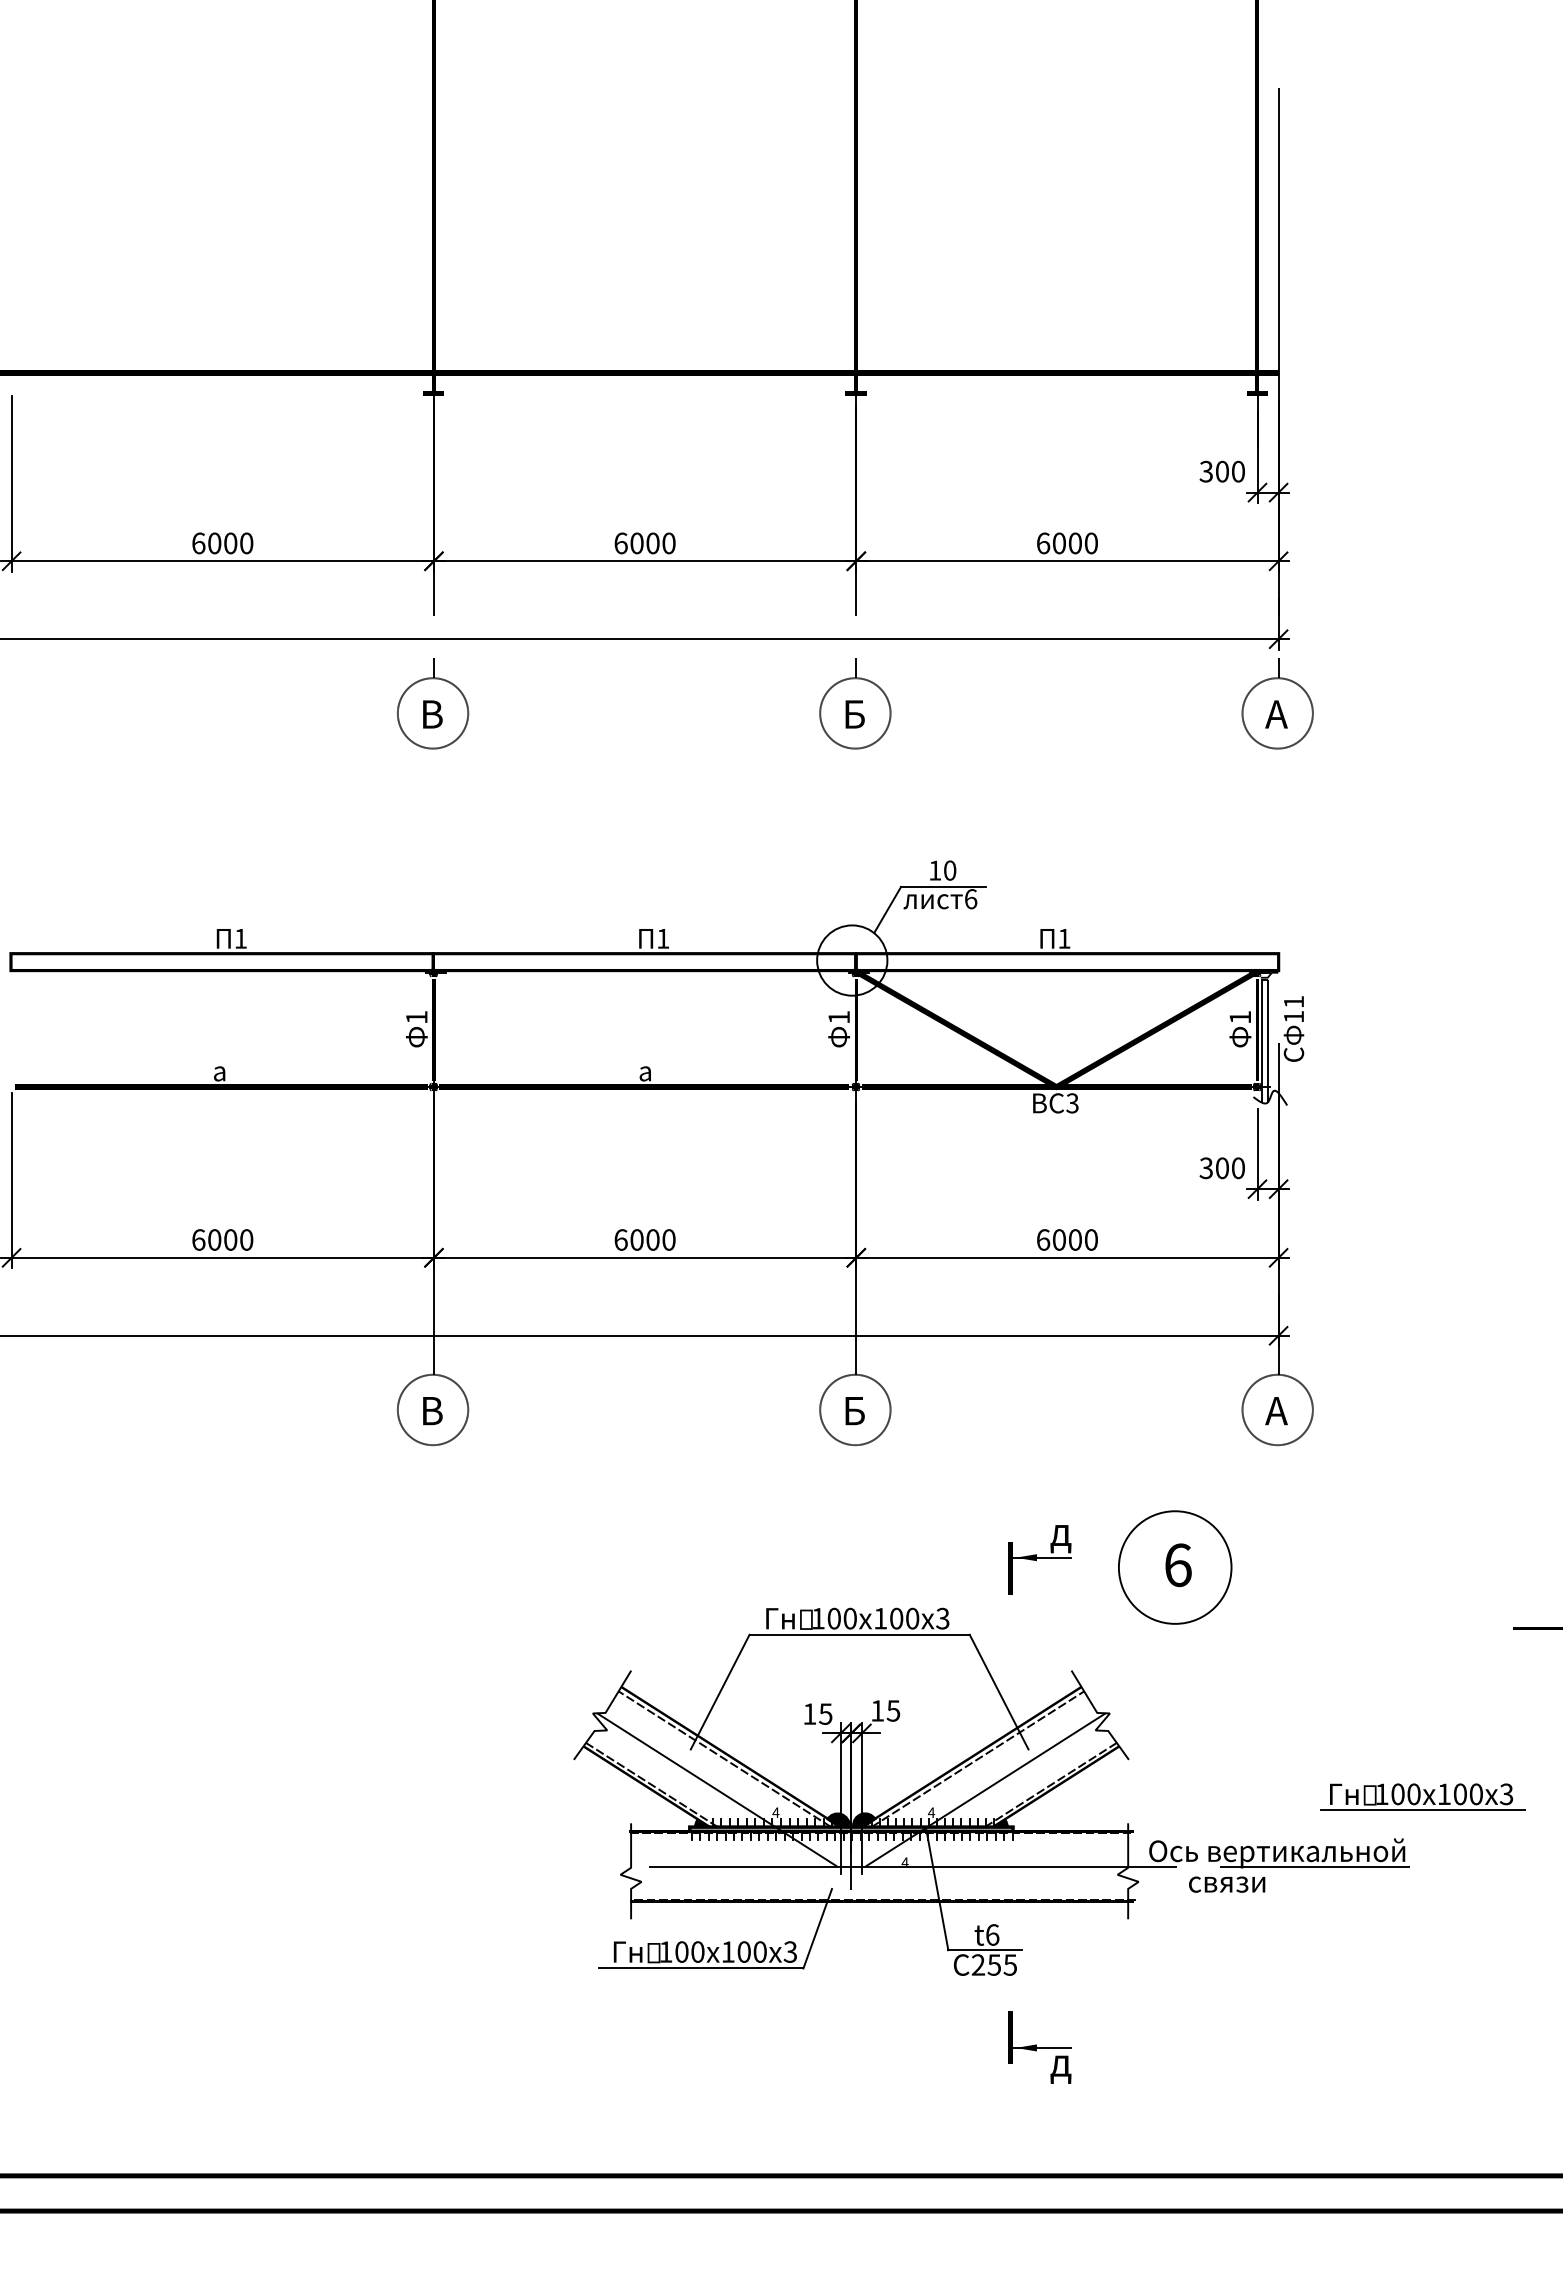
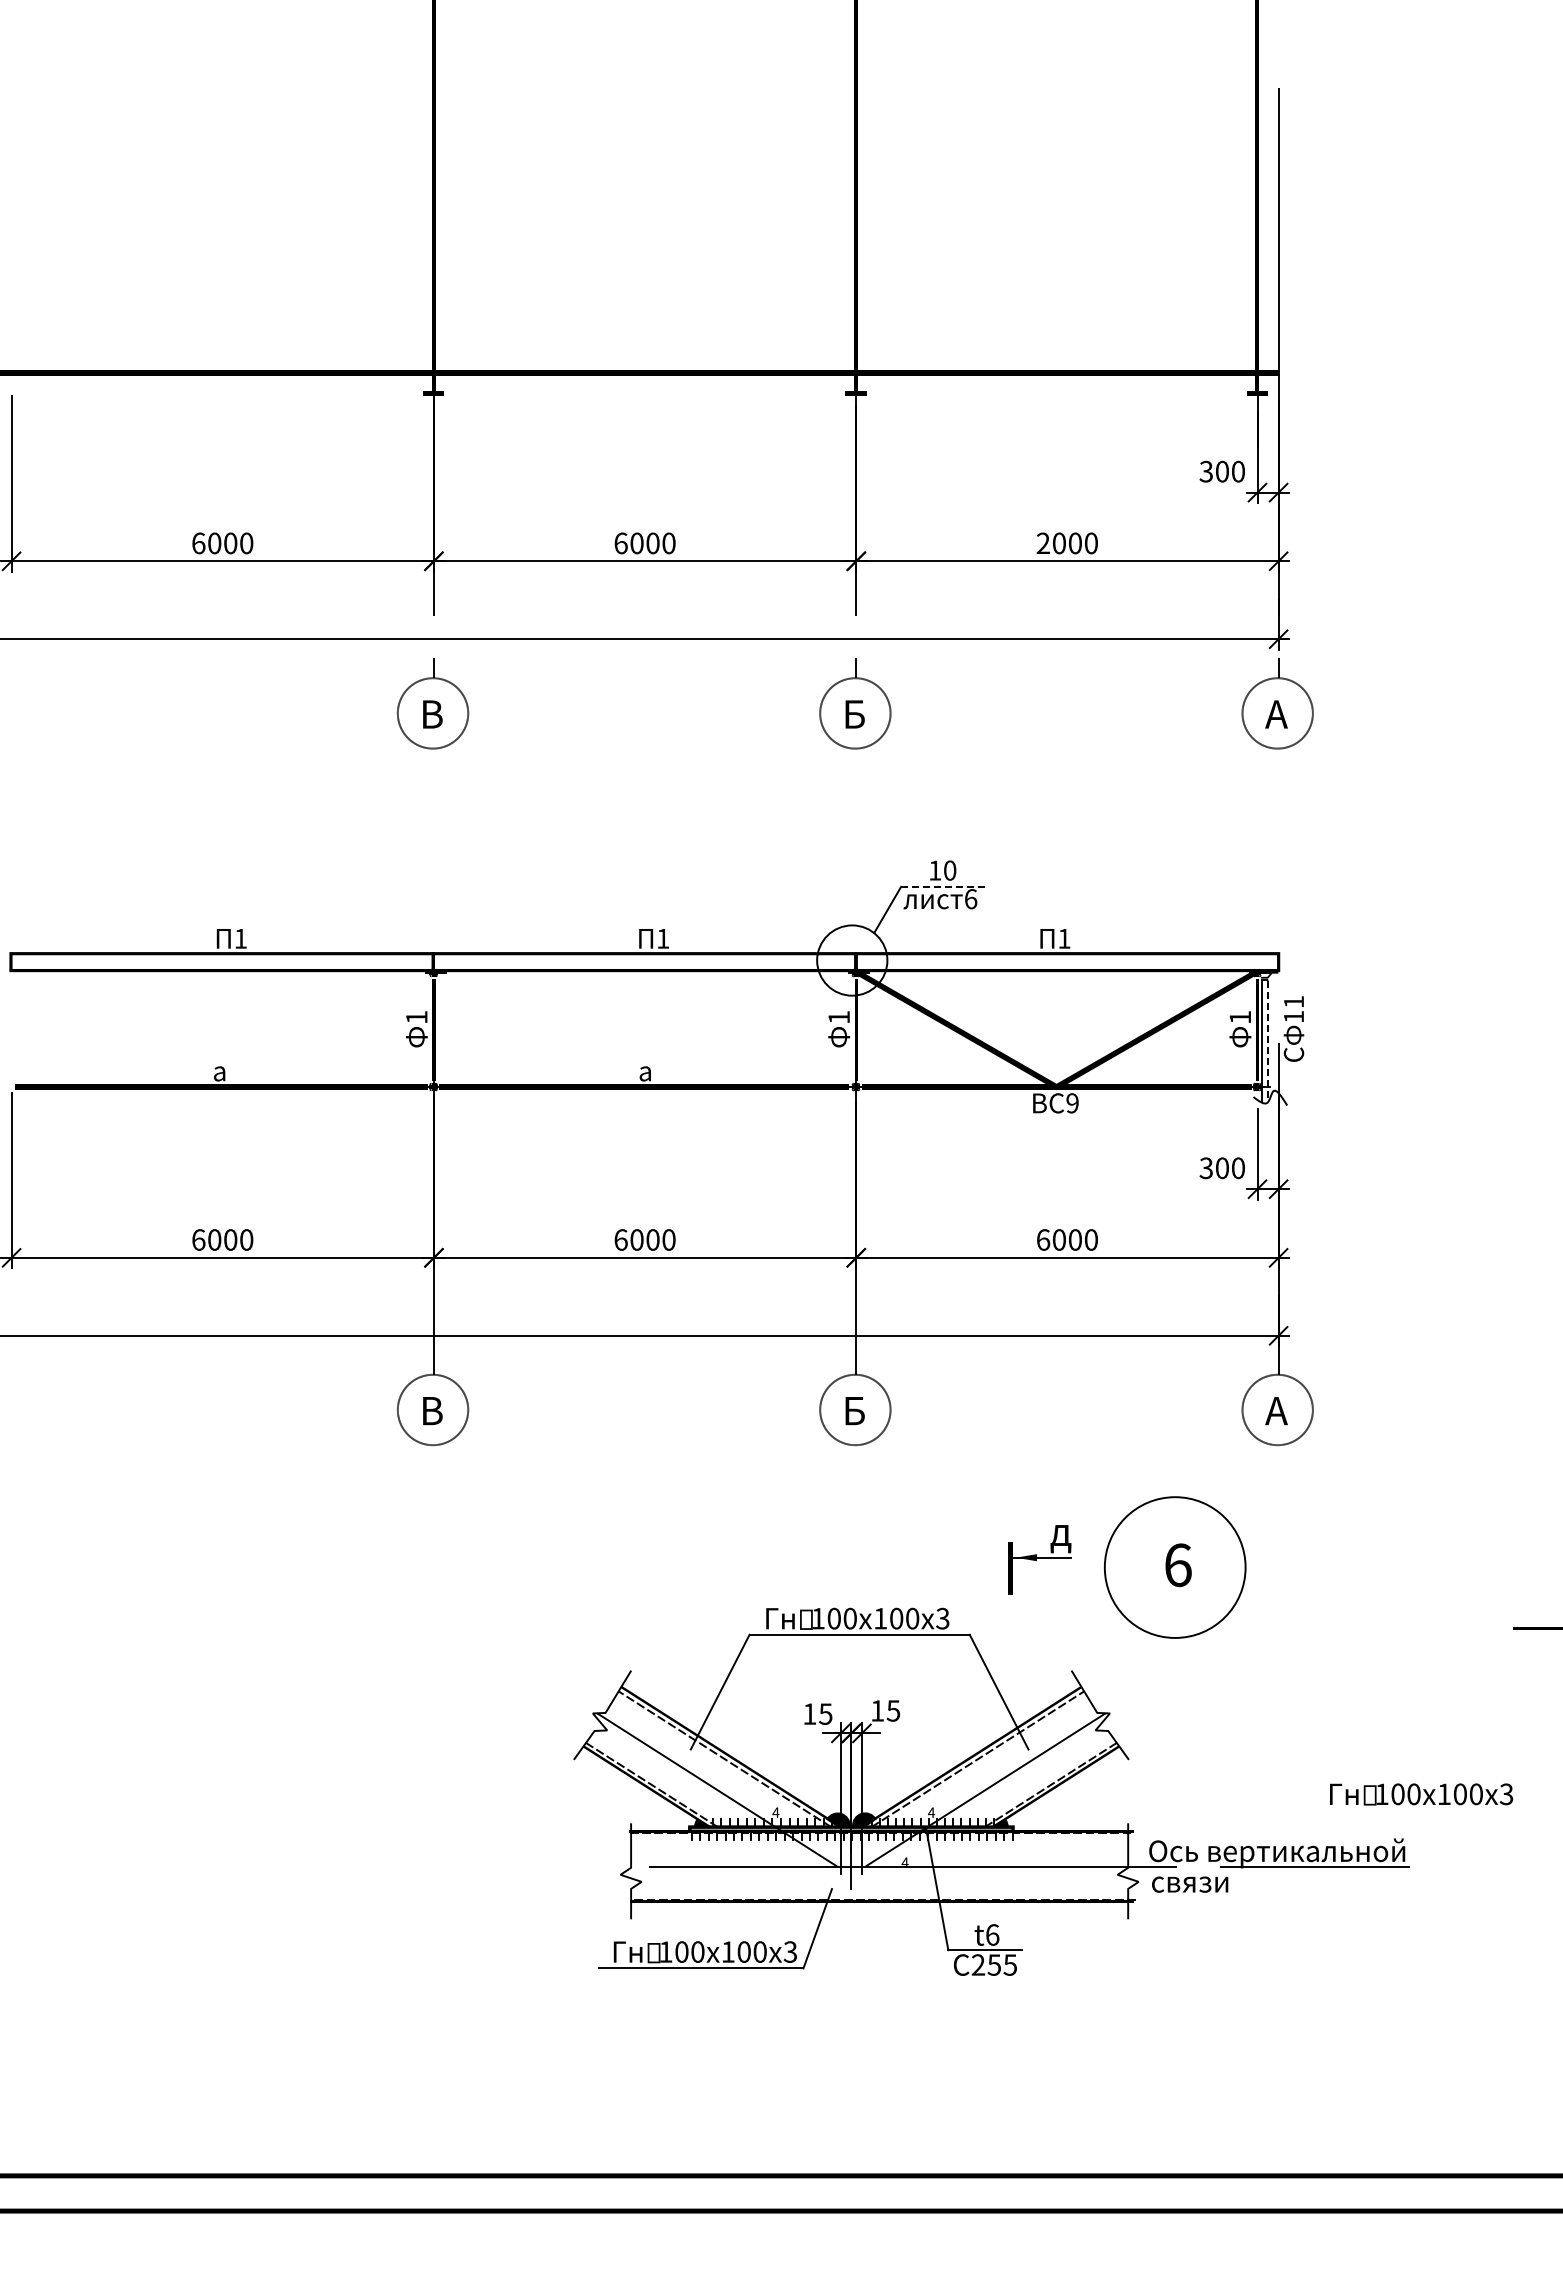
text: 6000 -> 2000 (1043, 543)
line: solid -> dashed (943, 886)
line: solid -> dashed (1267, 1041)
text: 3 -> 9 (1072, 1103)
circle diameter: 113 px -> 141 px (1174, 1567)
line: present -> none (1422, 1809)
text position: (1227, 1884) -> (1190, 1884) (1190, 1884)
part: present -> none (1039, 2047)
